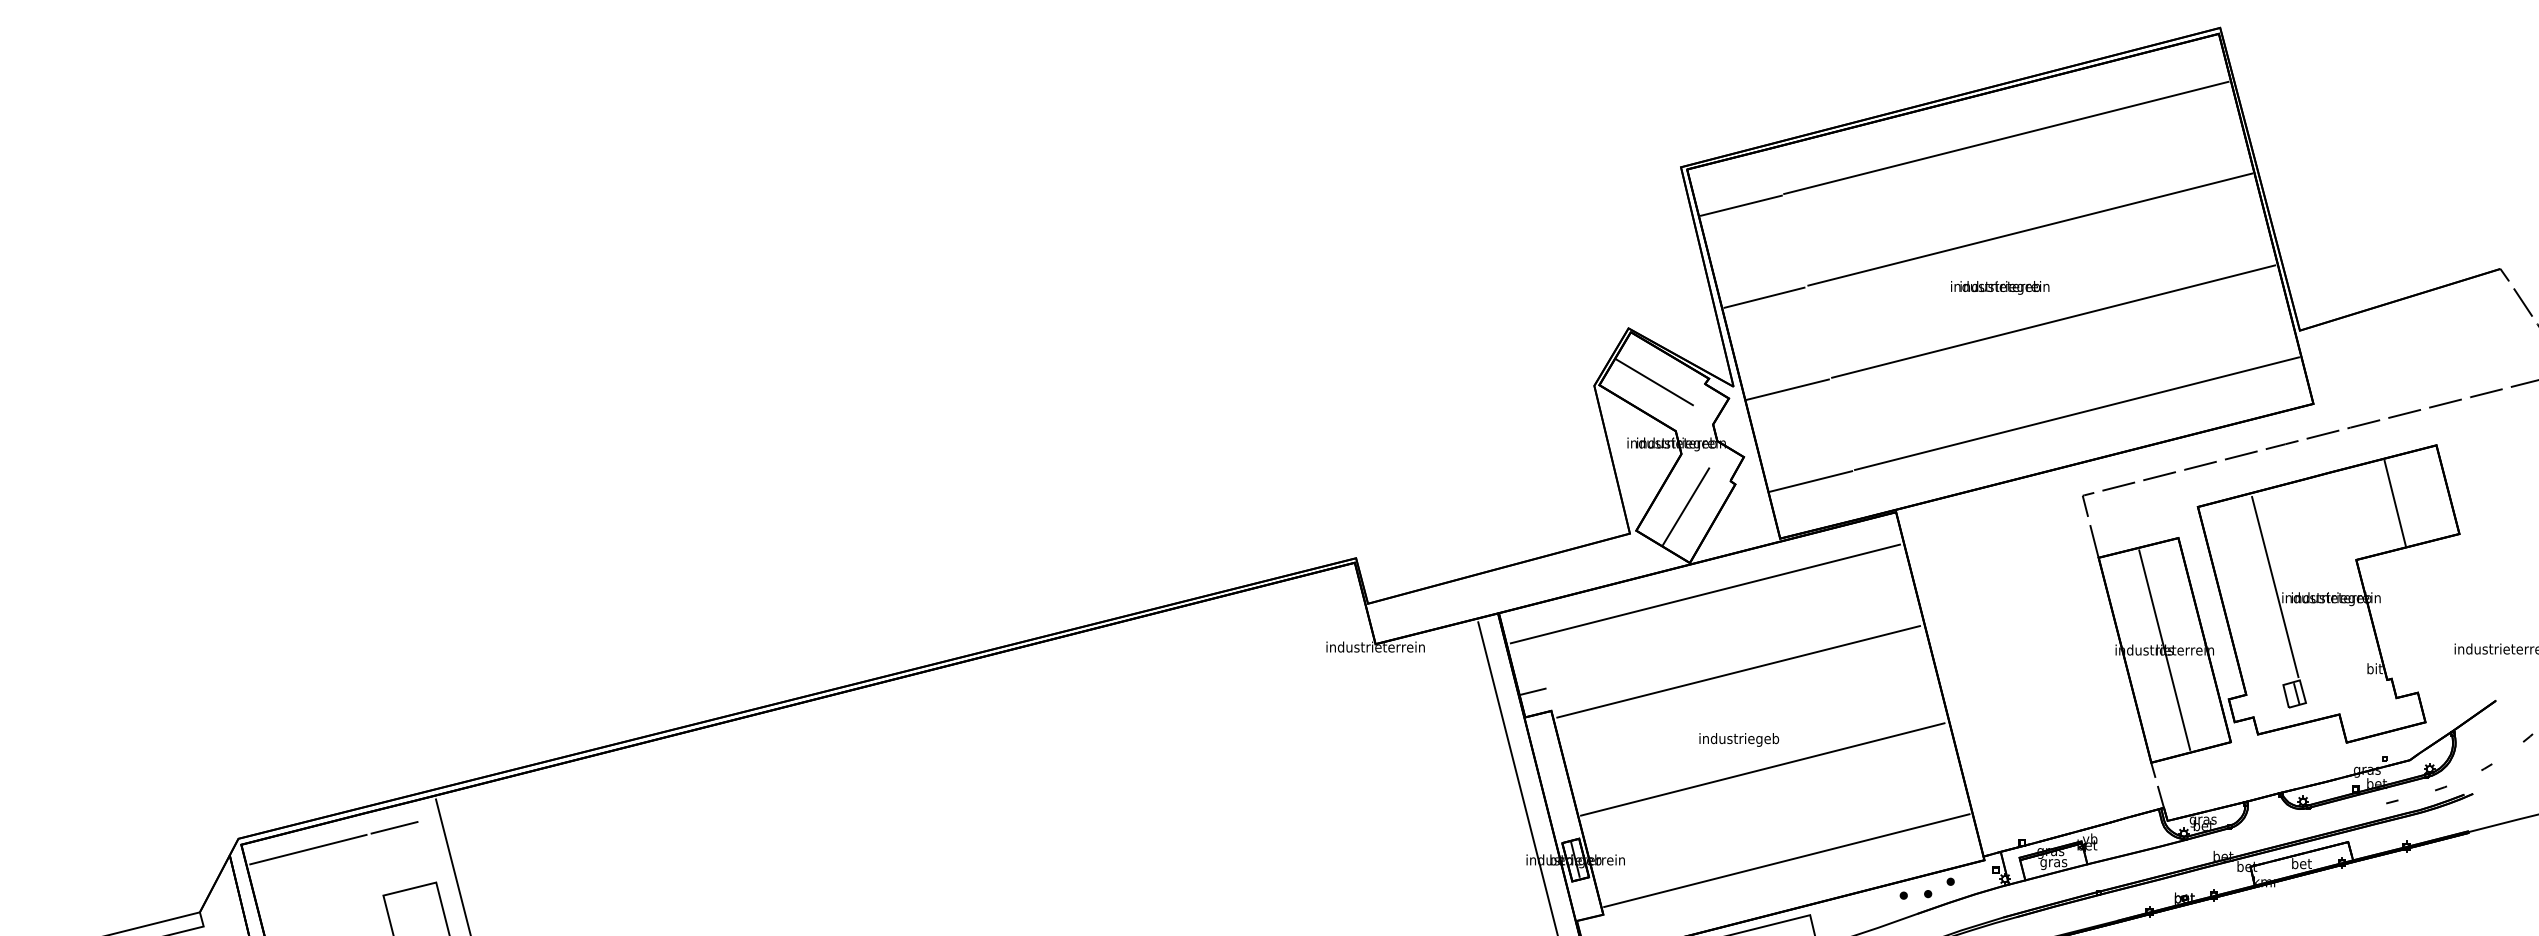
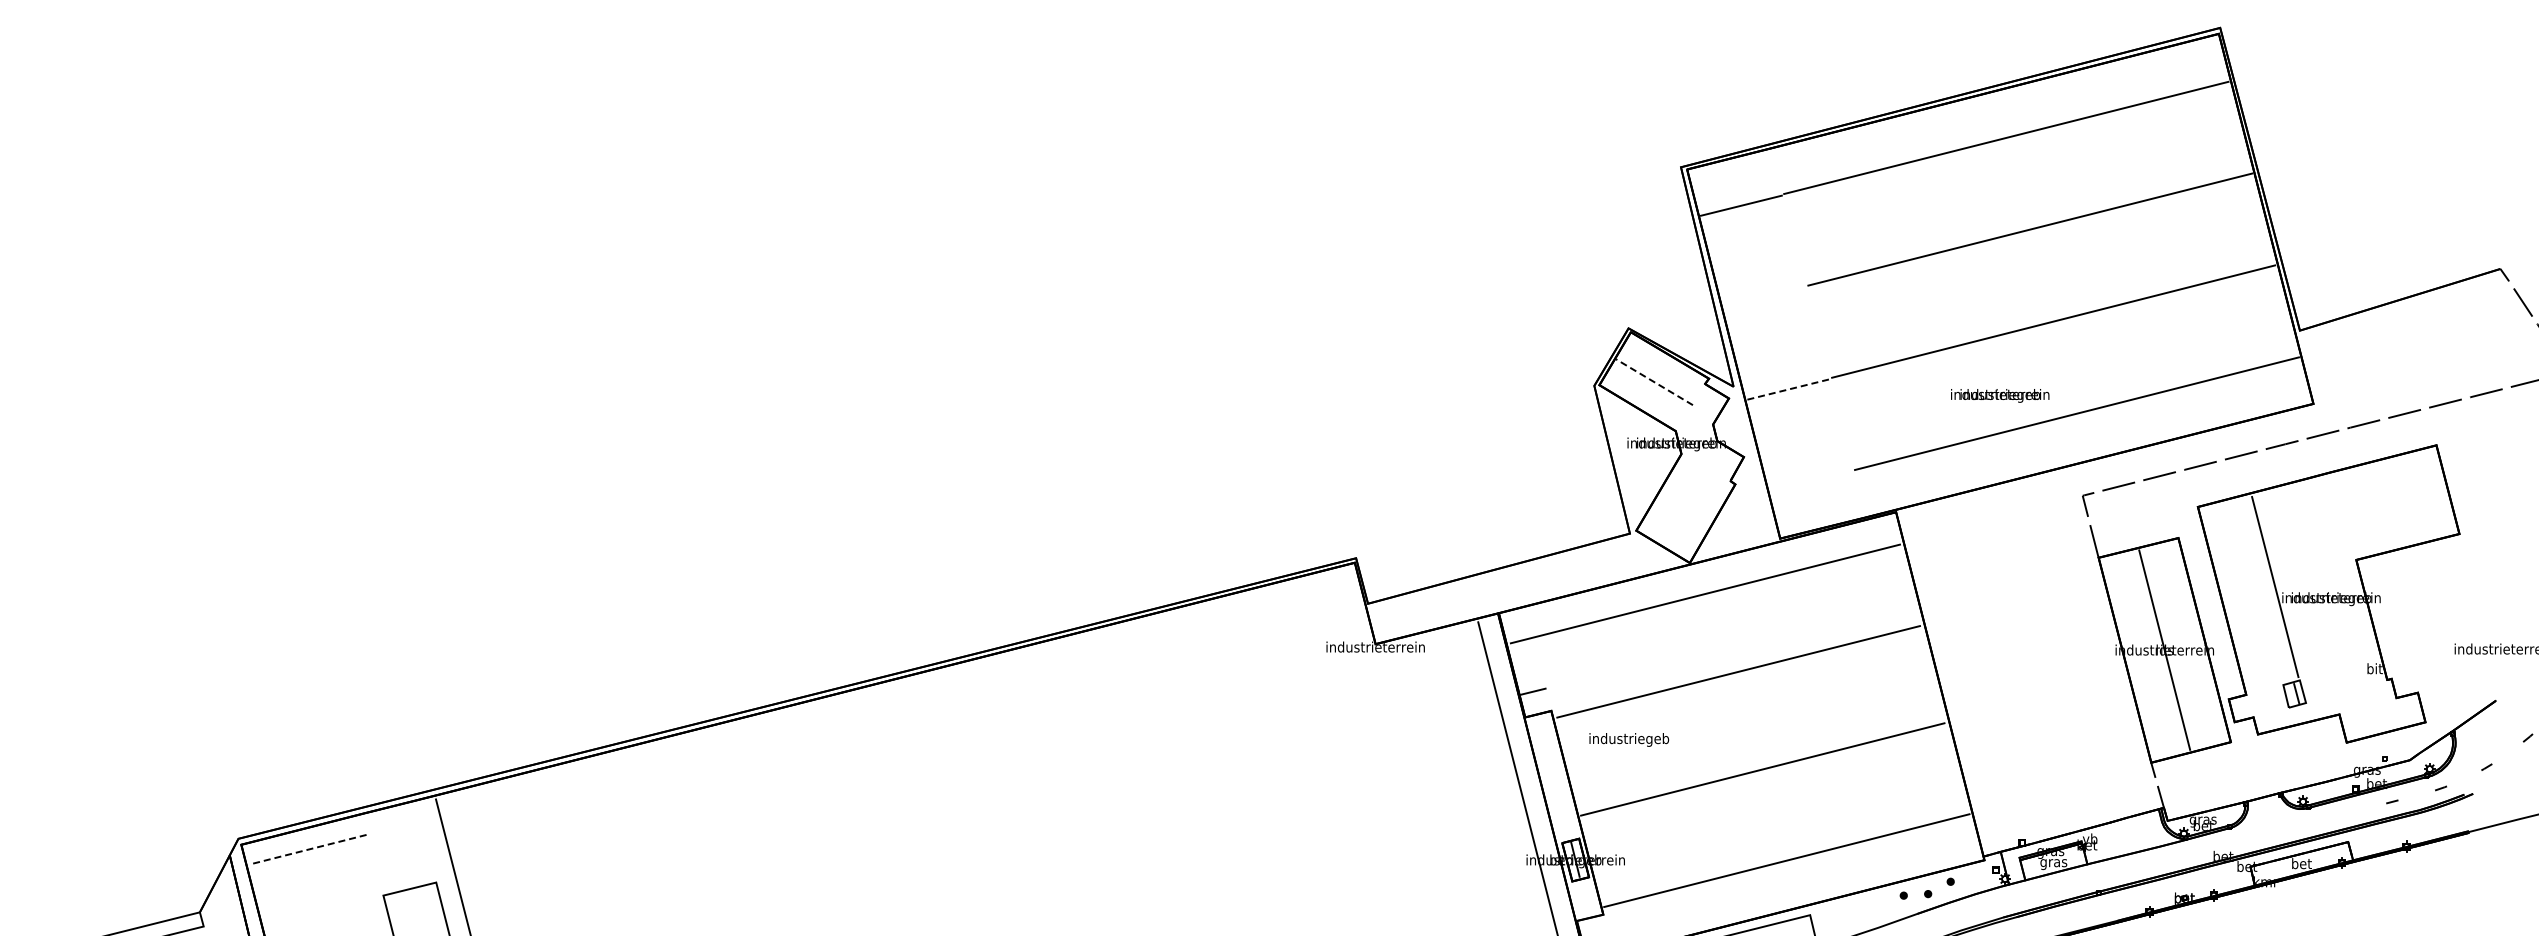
text position: (2000, 287) -> (2000, 395) (2000, 395)
line: present -> none (1764, 297)
line: solid -> dashed (1654, 382)
line: solid -> dashed (1787, 389)
line: present -> none (1810, 481)
line: present -> none (2394, 502)
line: present -> none (1686, 506)
text position: (1739, 739) -> (1629, 739) (1629, 739)
line: present -> none (394, 827)
line: solid -> dashed (308, 849)
